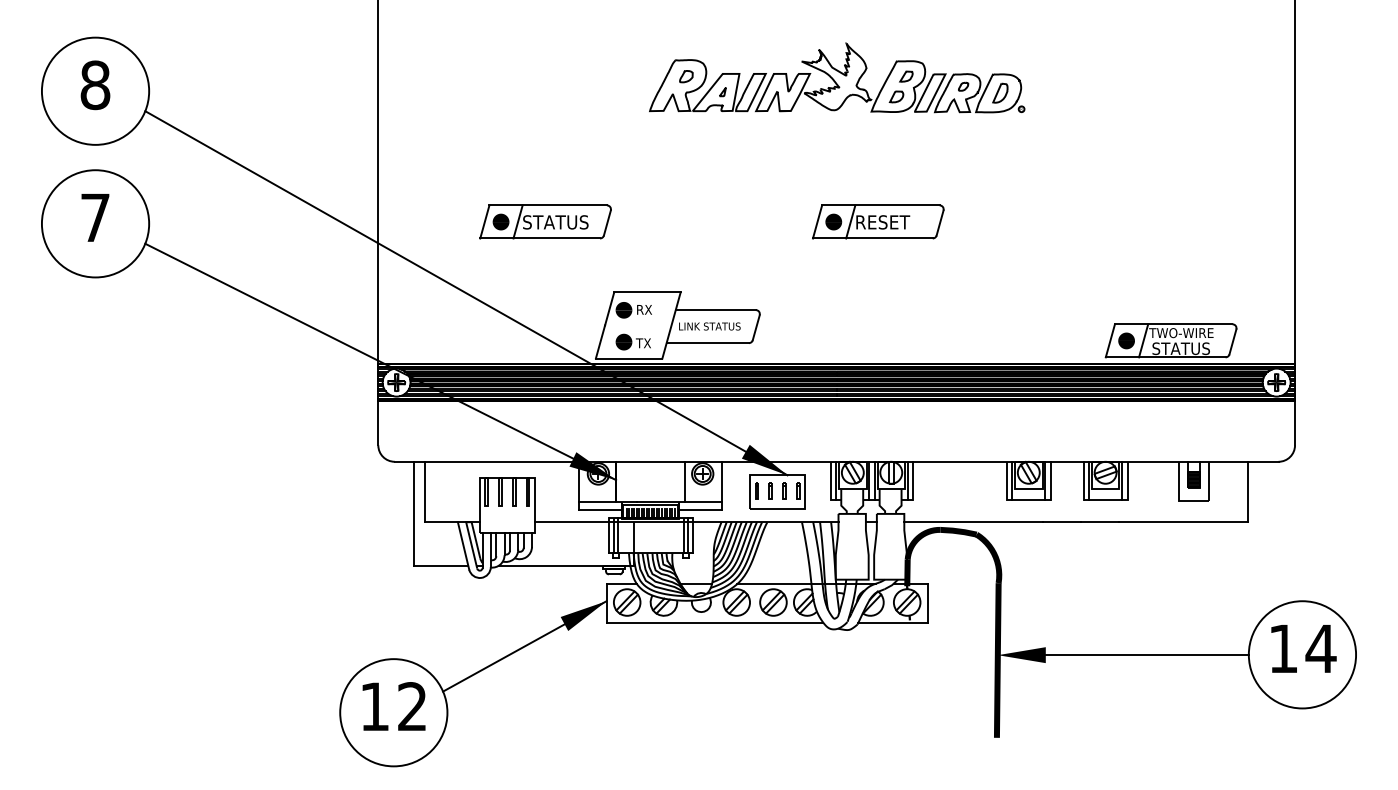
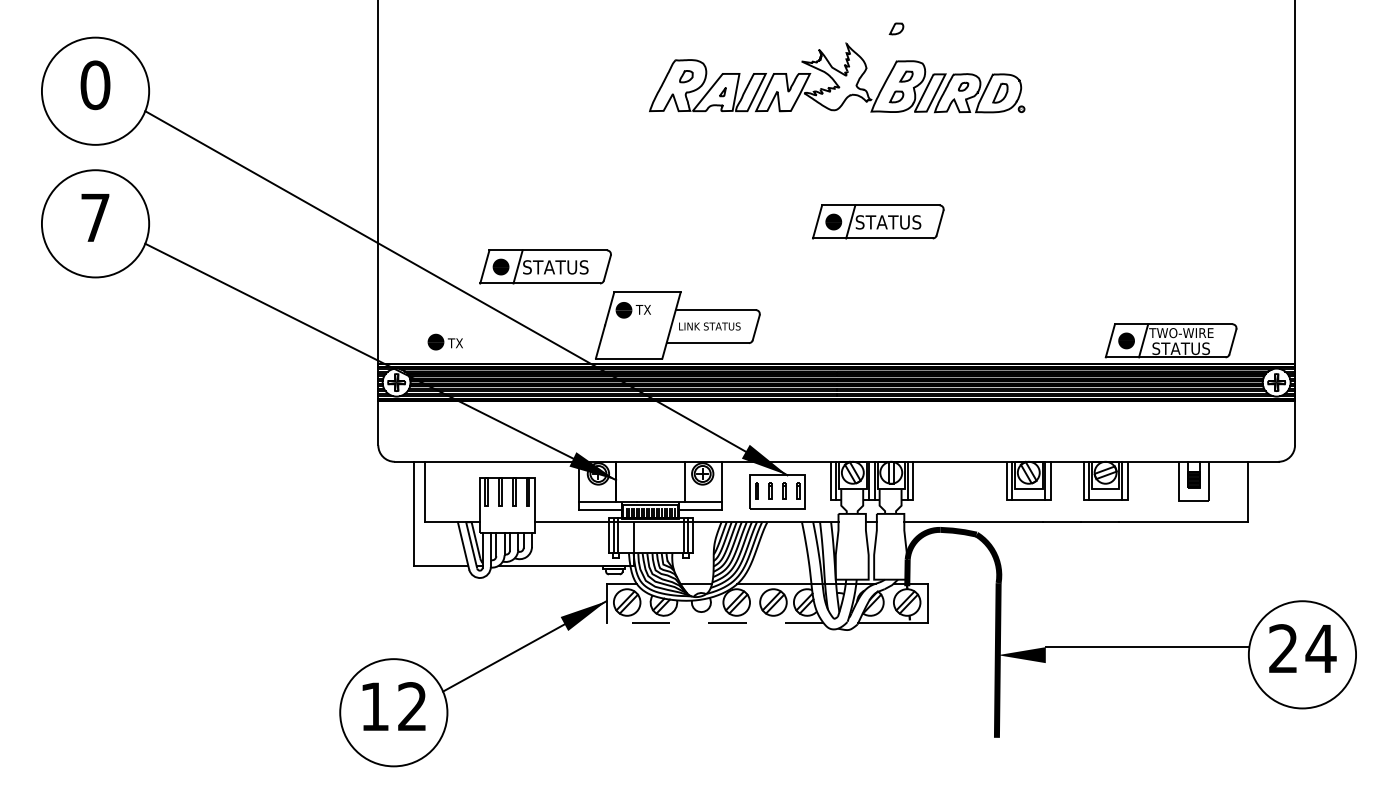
part: none -> present (896, 28)
text: 8 -> 0 (95, 84)
part position: (545, 221) -> (545, 266) (545, 266)
text: RESET -> STATUS (888, 222)
text: RX -> TX (643, 309)
text position: (632, 341) -> (444, 341) (444, 341)
line: solid -> dashed (714, 622)
text: 14 -> 24 (1282, 648)
line position: (1146, 655) -> (1146, 647) (1146, 647)
